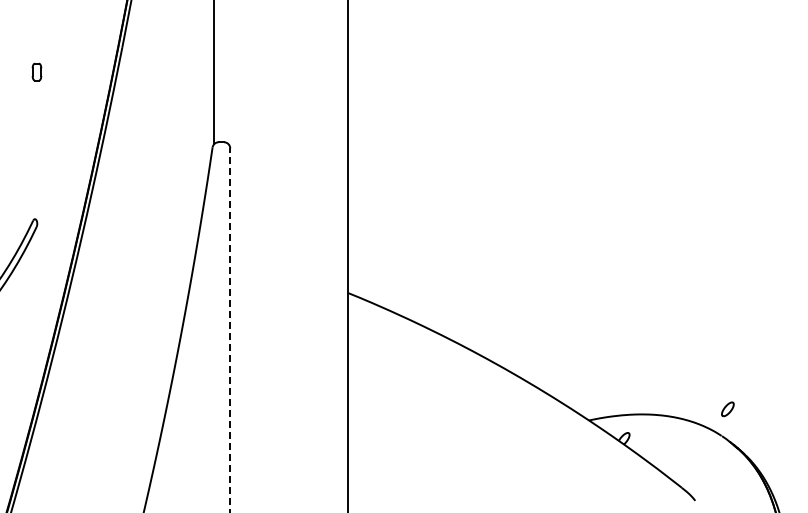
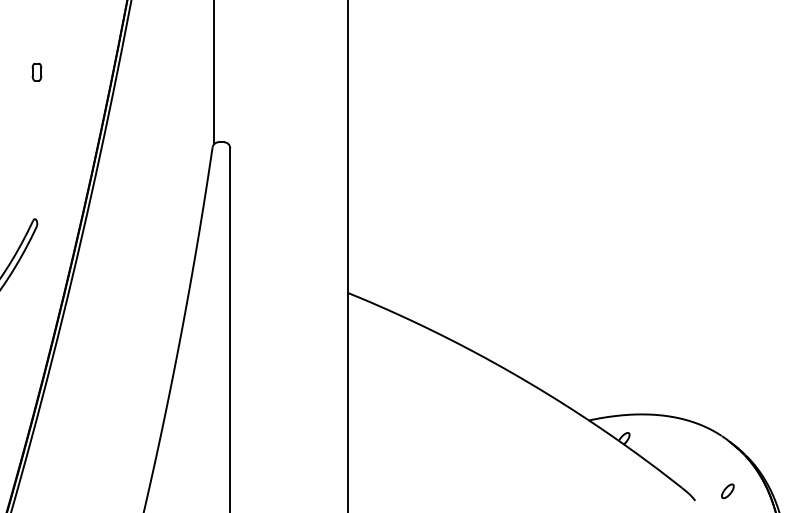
line: dashed -> solid (230, 330)
part position: (727, 409) -> (727, 491) (727, 491)
